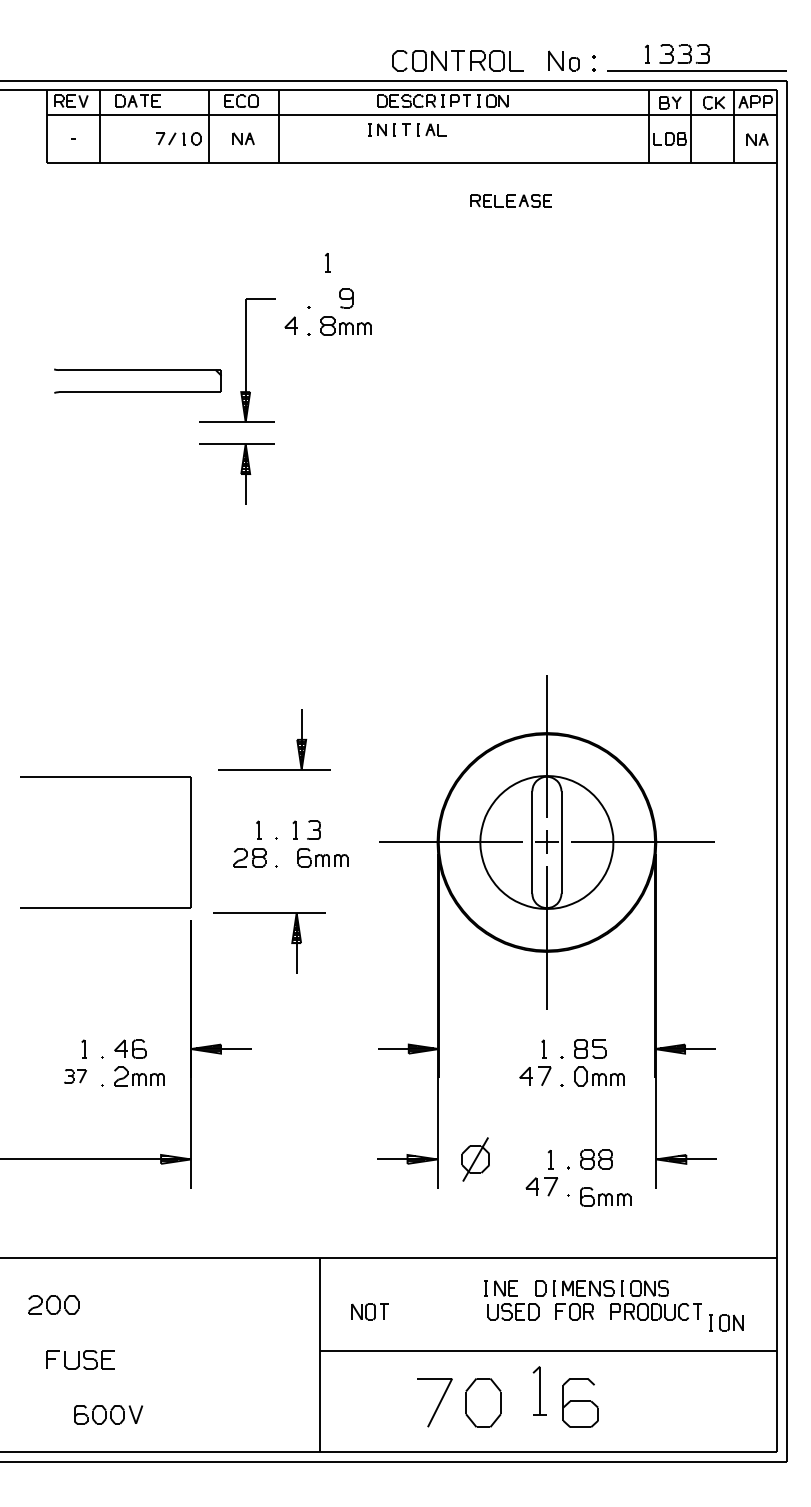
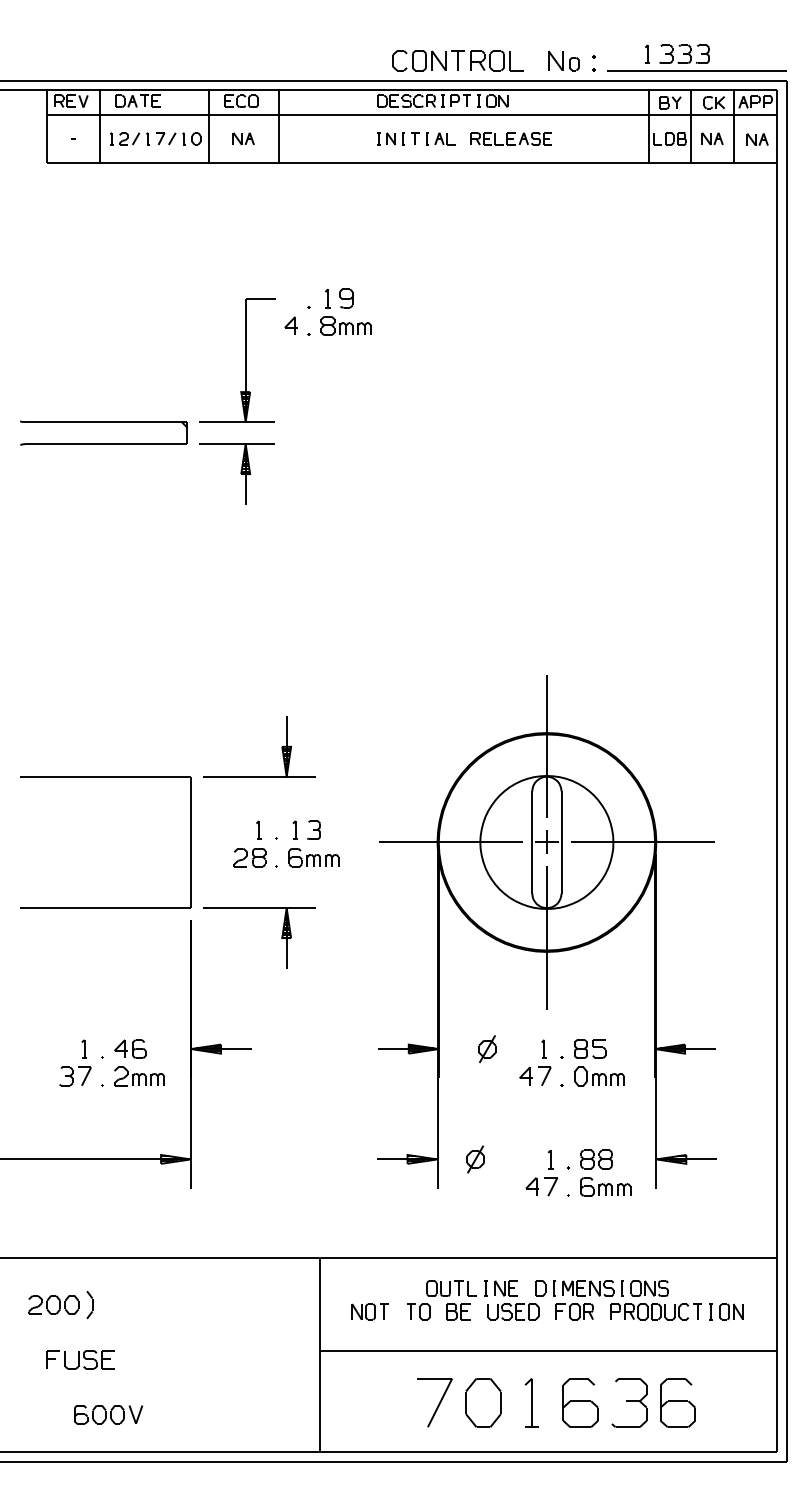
part position: (407, 129) -> (416, 138) (416, 138)
part: none -> present (129, 138)
part: none -> present (712, 138)
part position: (510, 200) -> (510, 138) (510, 138)
part position: (327, 262) -> (327, 298) (327, 298)
part position: (137, 370) -> (103, 422) (103, 422)
part position: (296, 740) -> (281, 747) (281, 747)
part position: (322, 857) -> (313, 857) (313, 857)
part position: (291, 942) -> (281, 937) (281, 937)
part: none -> present (487, 1049)
part size: 24x15 px -> 33x21 px (75, 1076)
part size: 29x45 px -> 19x29 px (475, 1159)
part position: (605, 1196) -> (605, 1186) (605, 1186)
part: none -> present (441, 1300)
part: none -> present (89, 1305)
part position: (726, 1322) -> (726, 1311) (726, 1311)
part position: (539, 1390) -> (531, 1402) (531, 1402)
part: none -> present (629, 1402)
part: none -> present (677, 1402)
